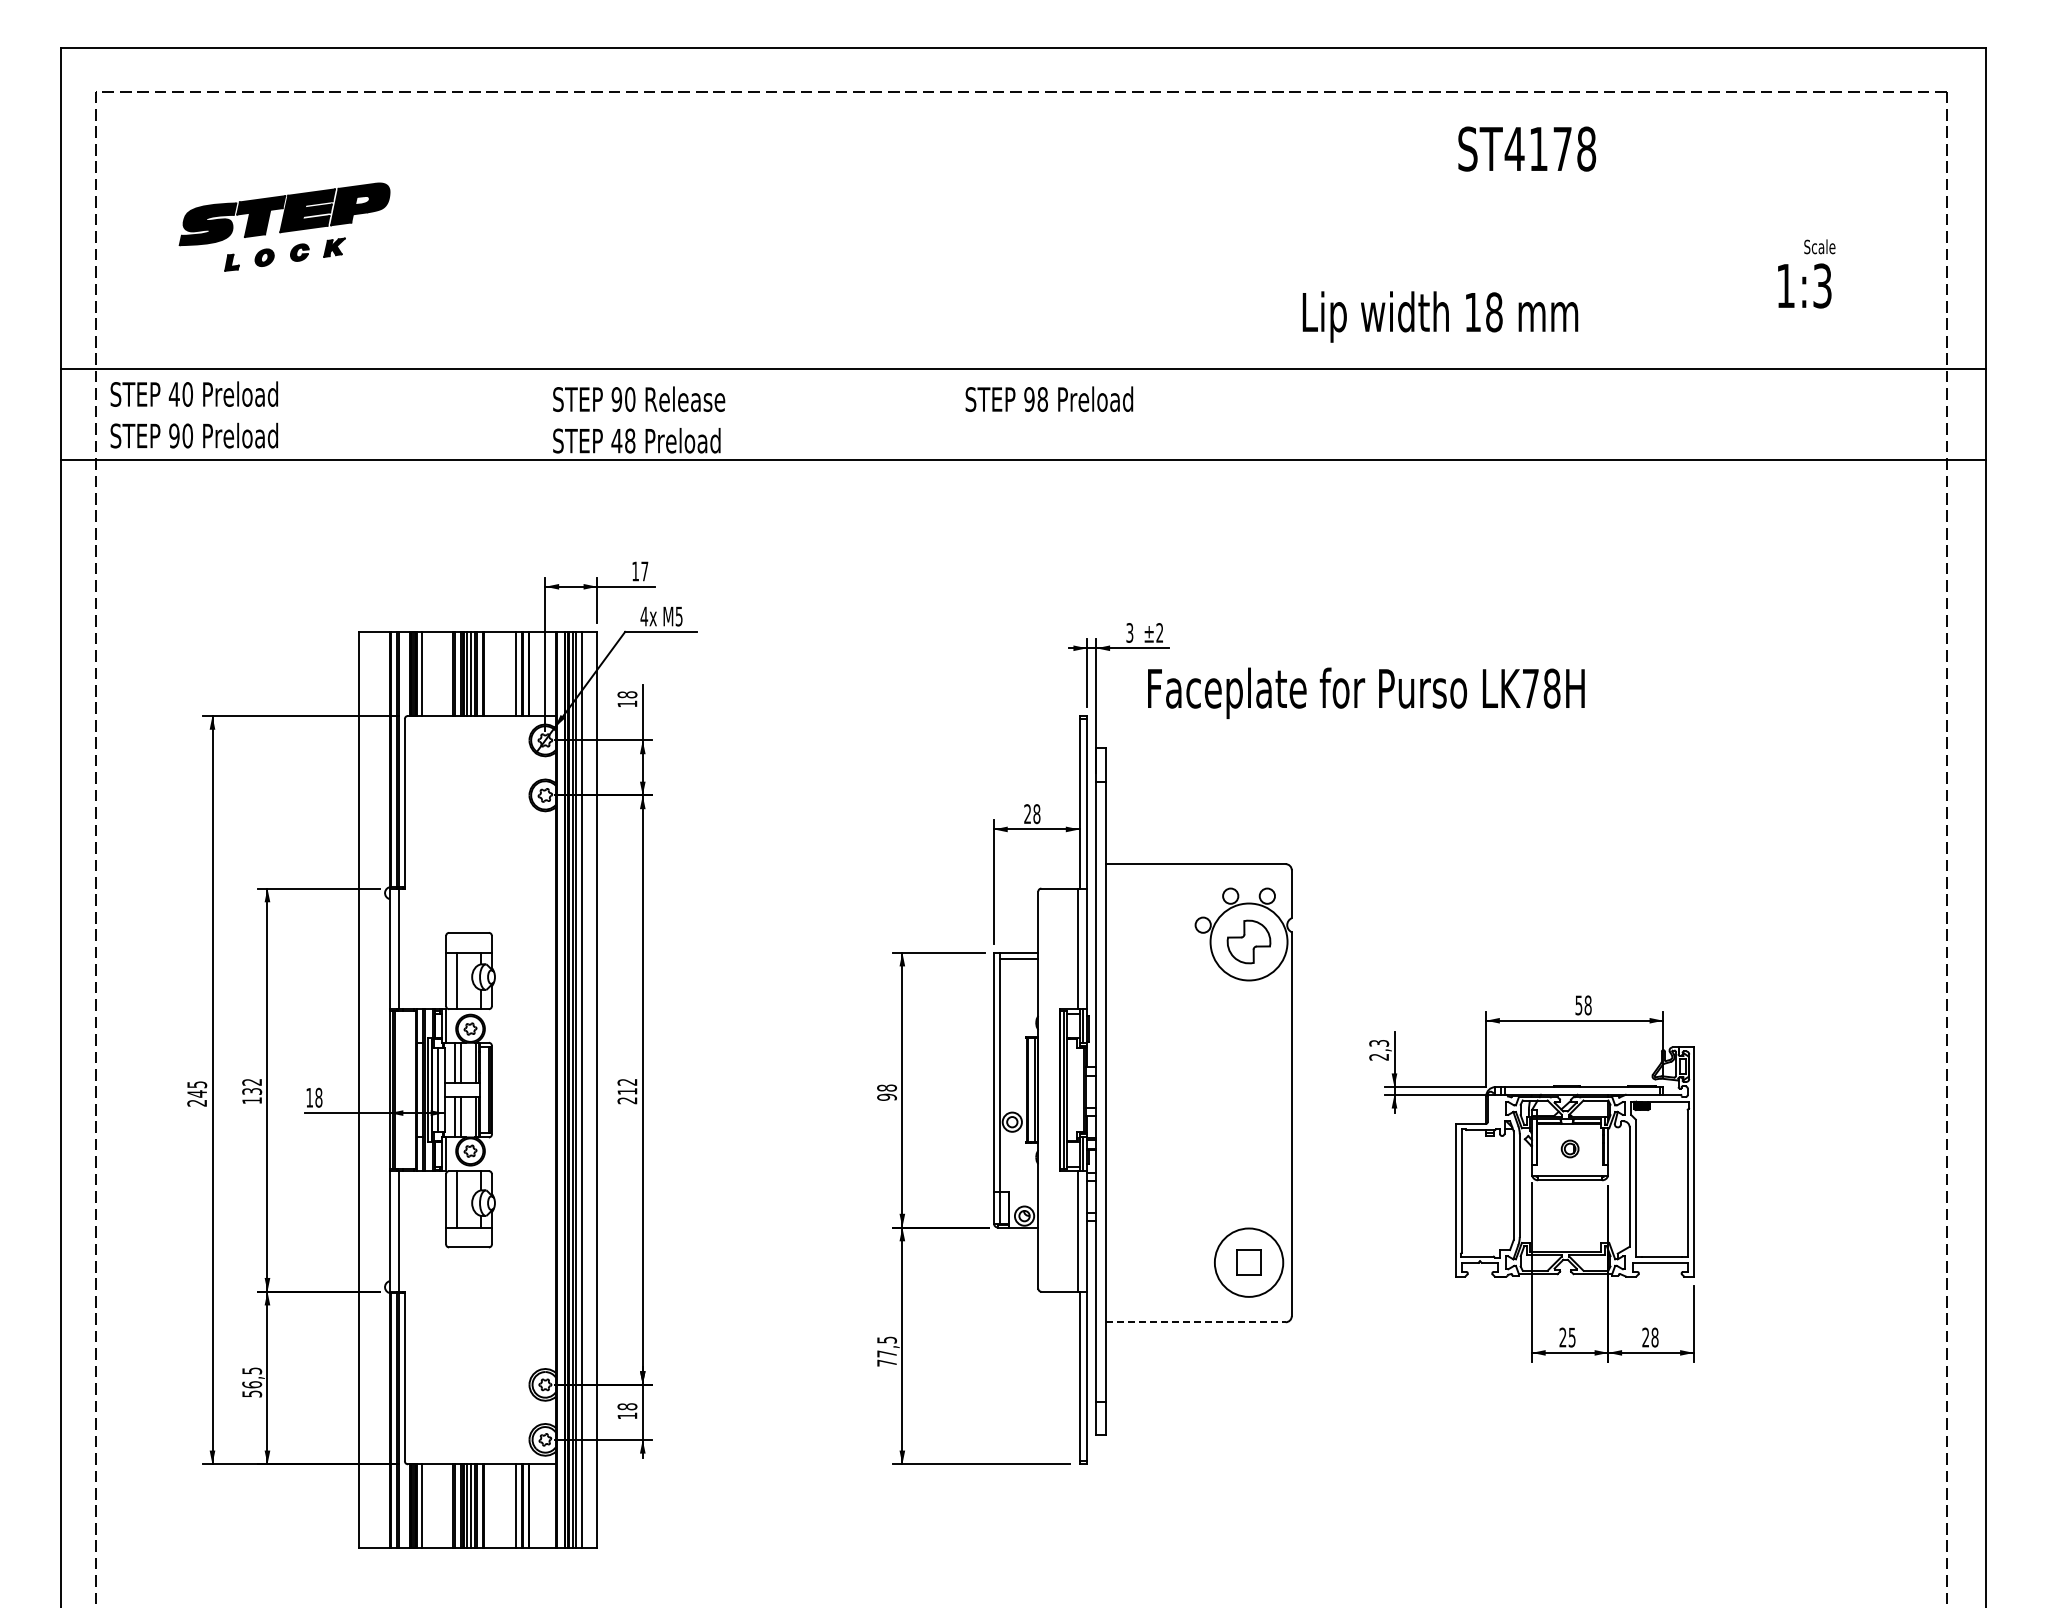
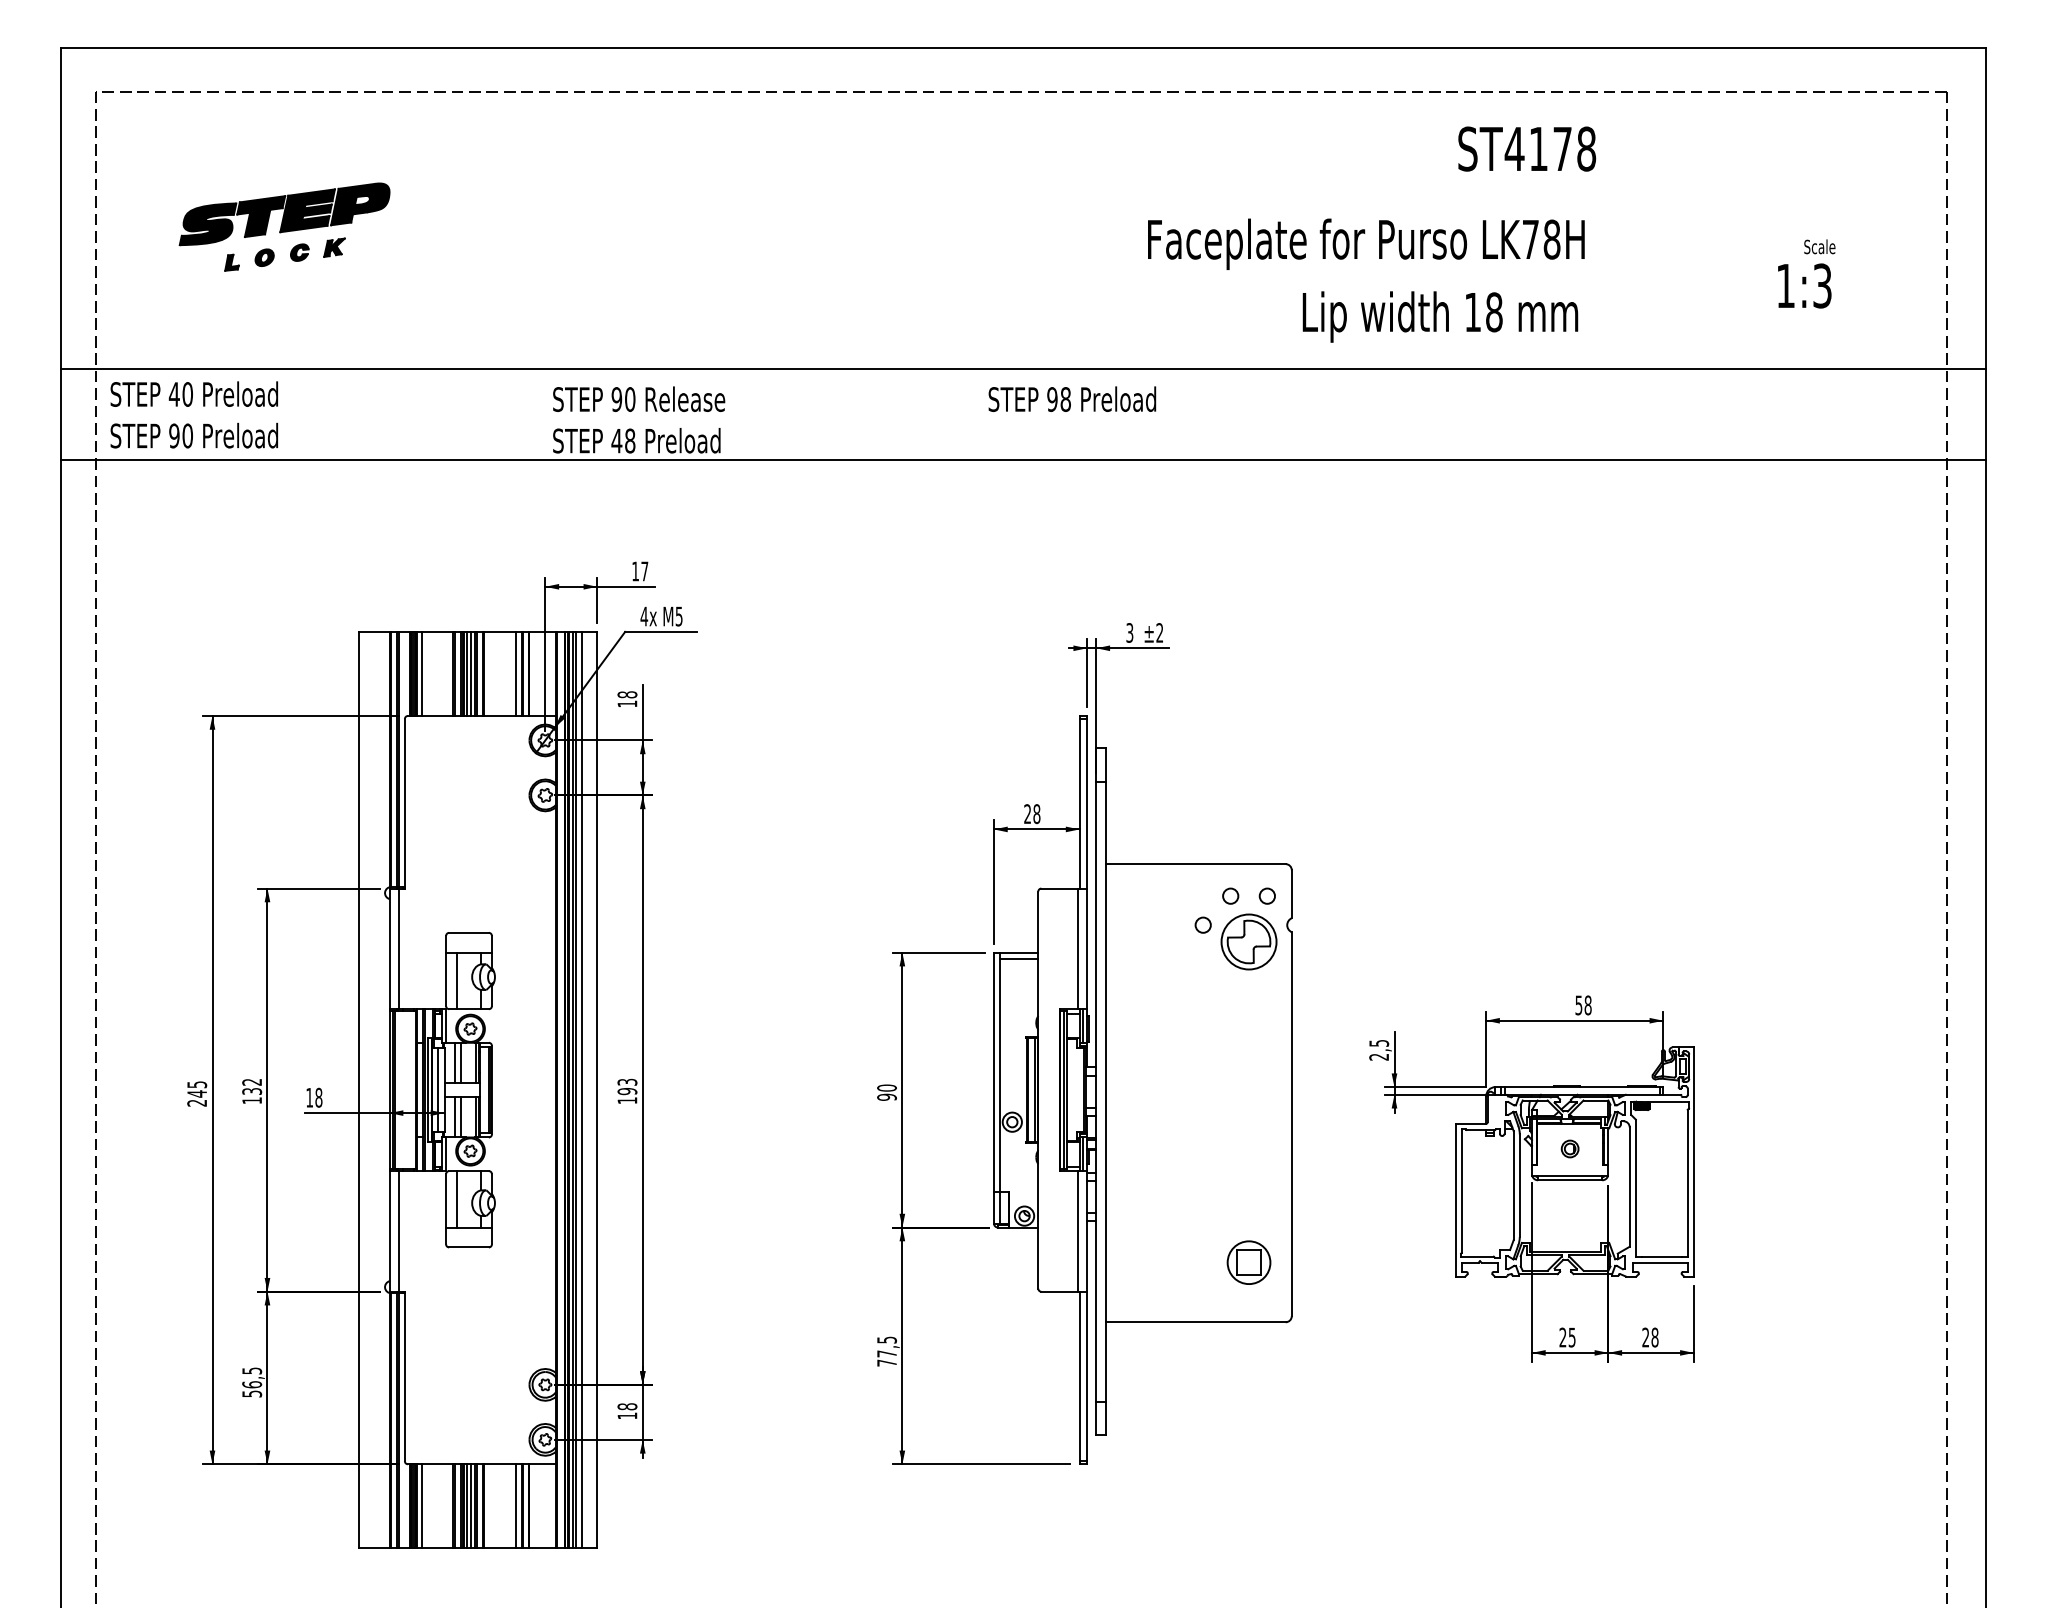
text position: (1049, 398) -> (1072, 398) (1072, 398)
text position: (1366, 692) -> (1366, 243) (1366, 243)
circle diameter: 77 px -> 55 px (1248, 941)
text: 2,3 -> 2,5 (1378, 1043)
text: 98 -> 90 (886, 1087)
text: 212 -> 193 (627, 1091)
circle diameter: 68 px -> 43 px (1248, 1262)
line: dashed -> solid (1196, 1322)
